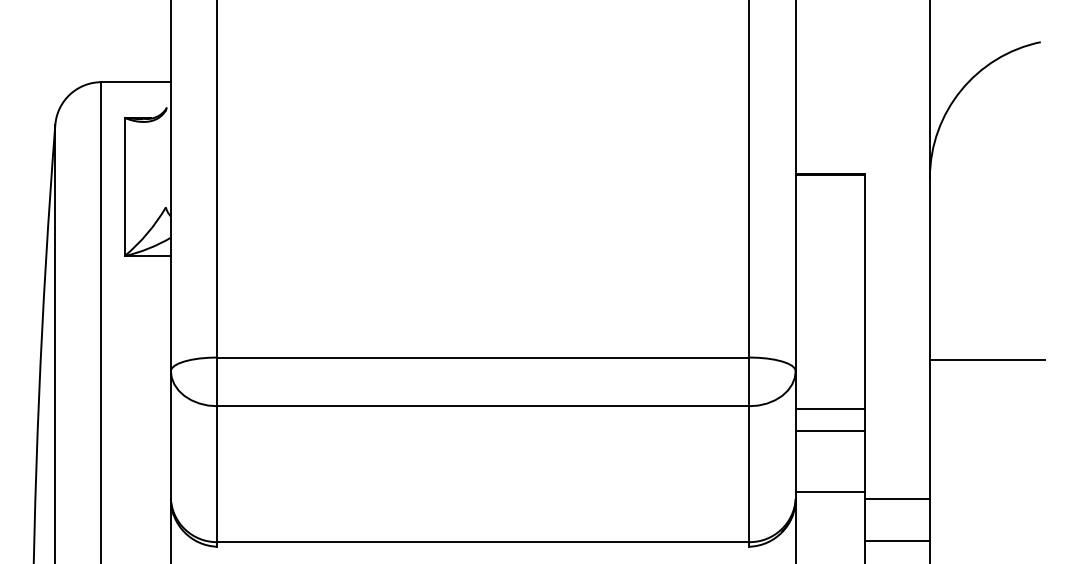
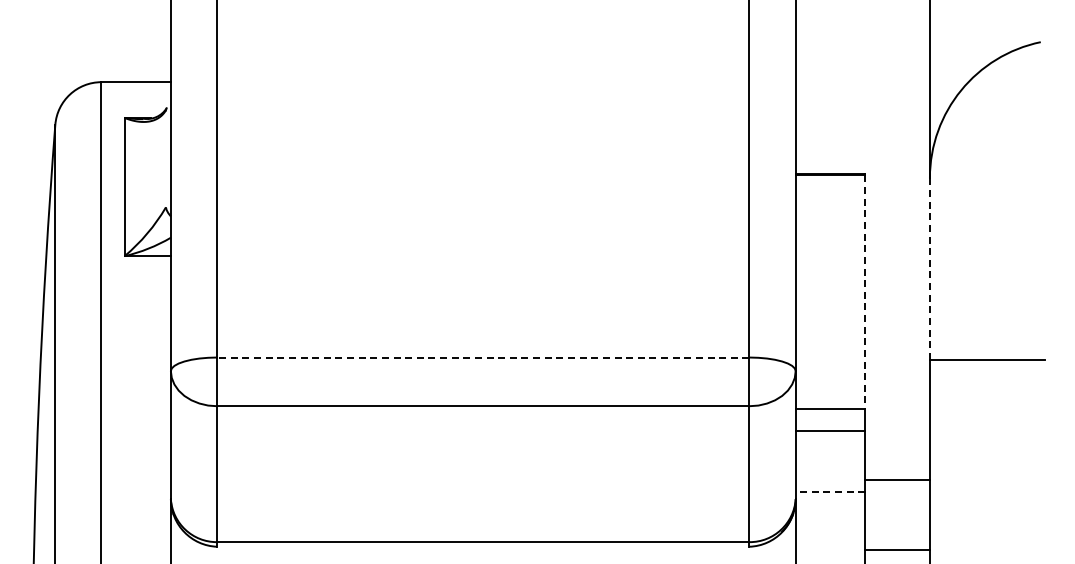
line: solid -> dashed (929, 269)
line: solid -> dashed (865, 292)
line: solid -> dashed (482, 357)
line: solid -> dashed (830, 491)
line position: (897, 498) -> (897, 479) (897, 479)
line position: (897, 541) -> (897, 550) (897, 550)
